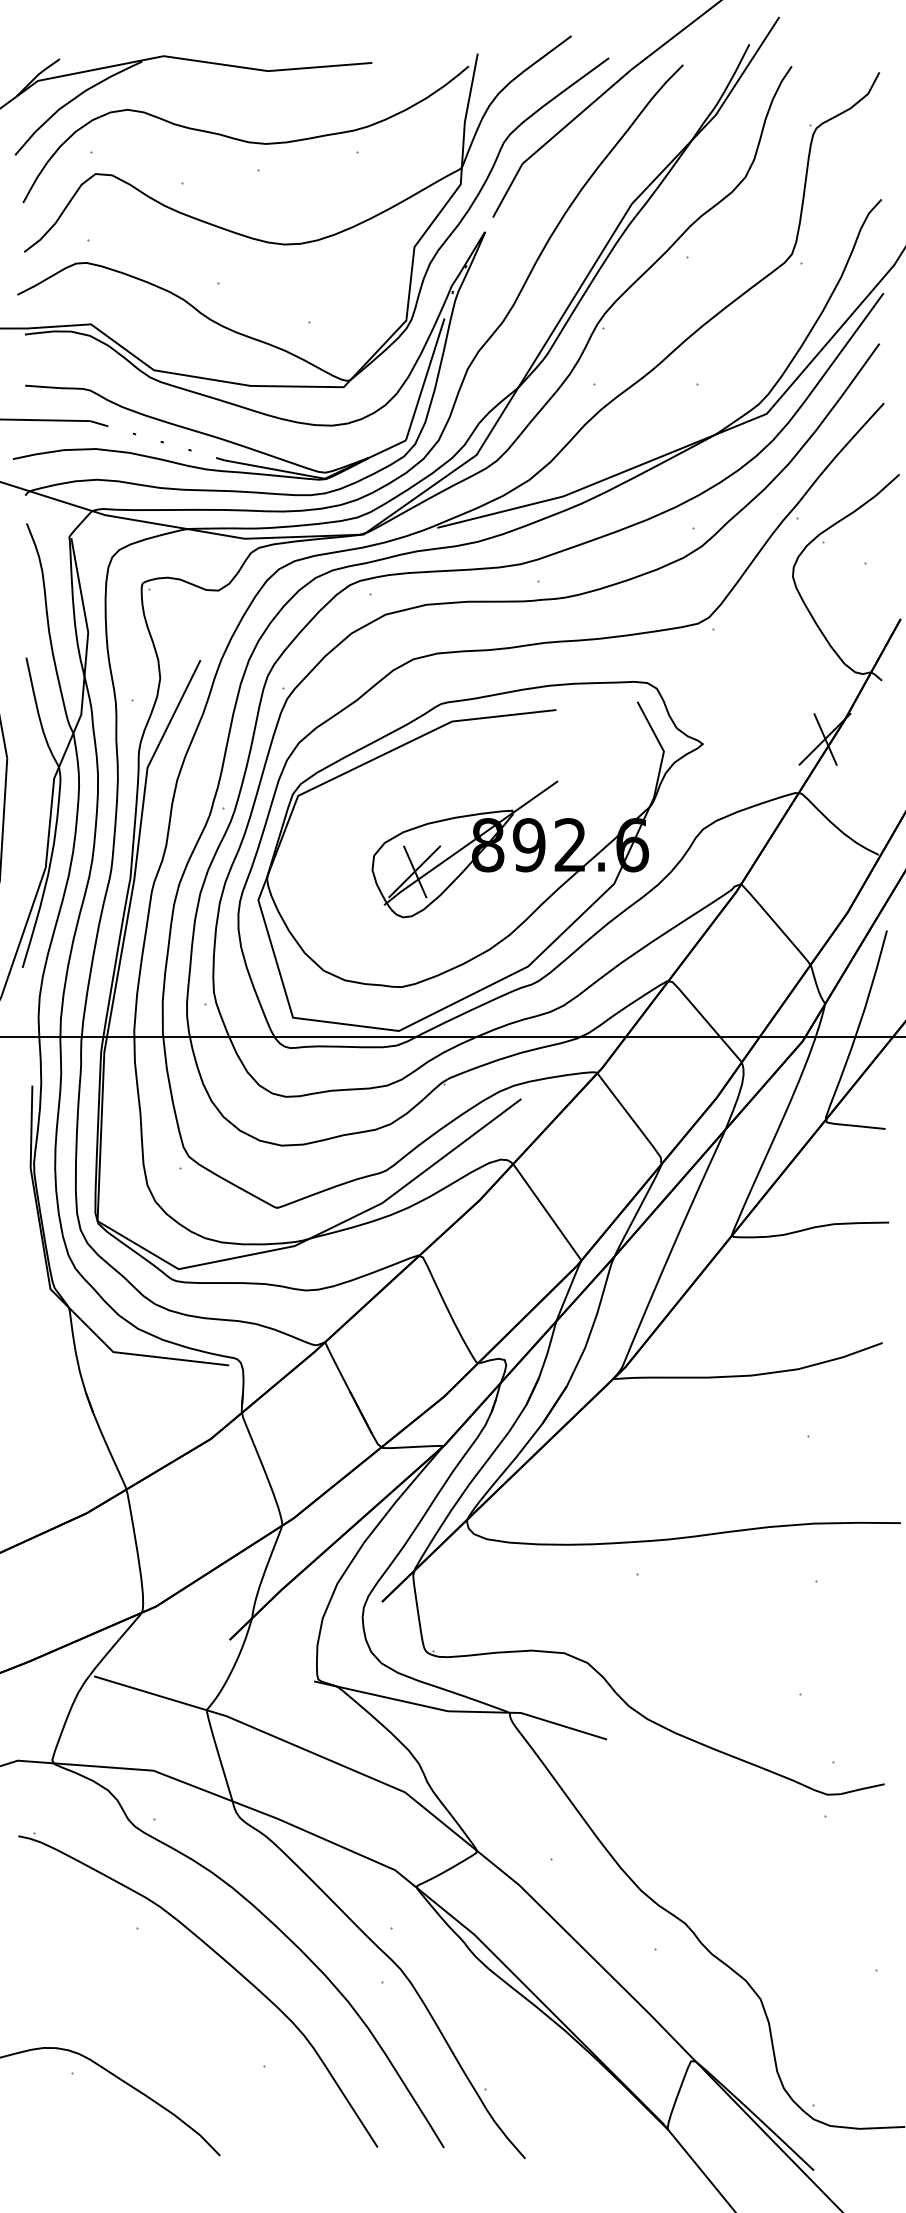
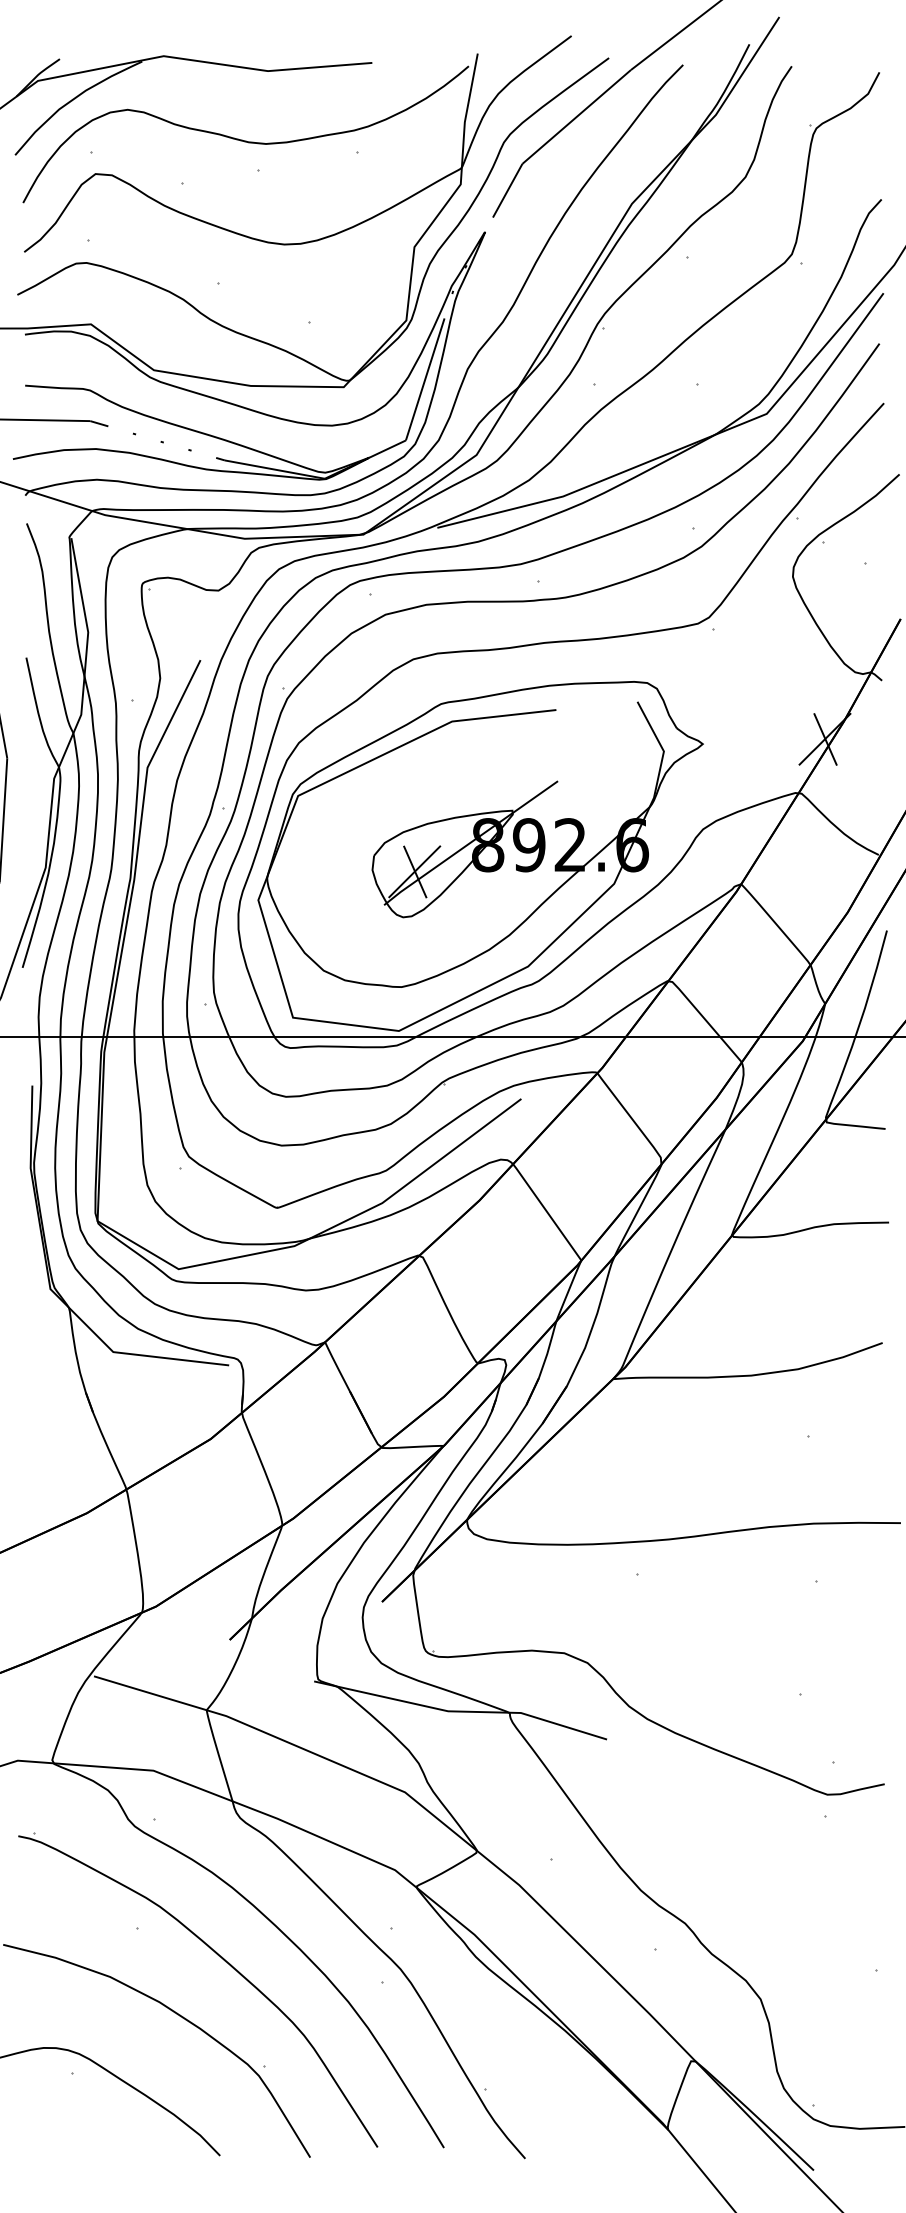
curve: none -> present (179, 2016)
